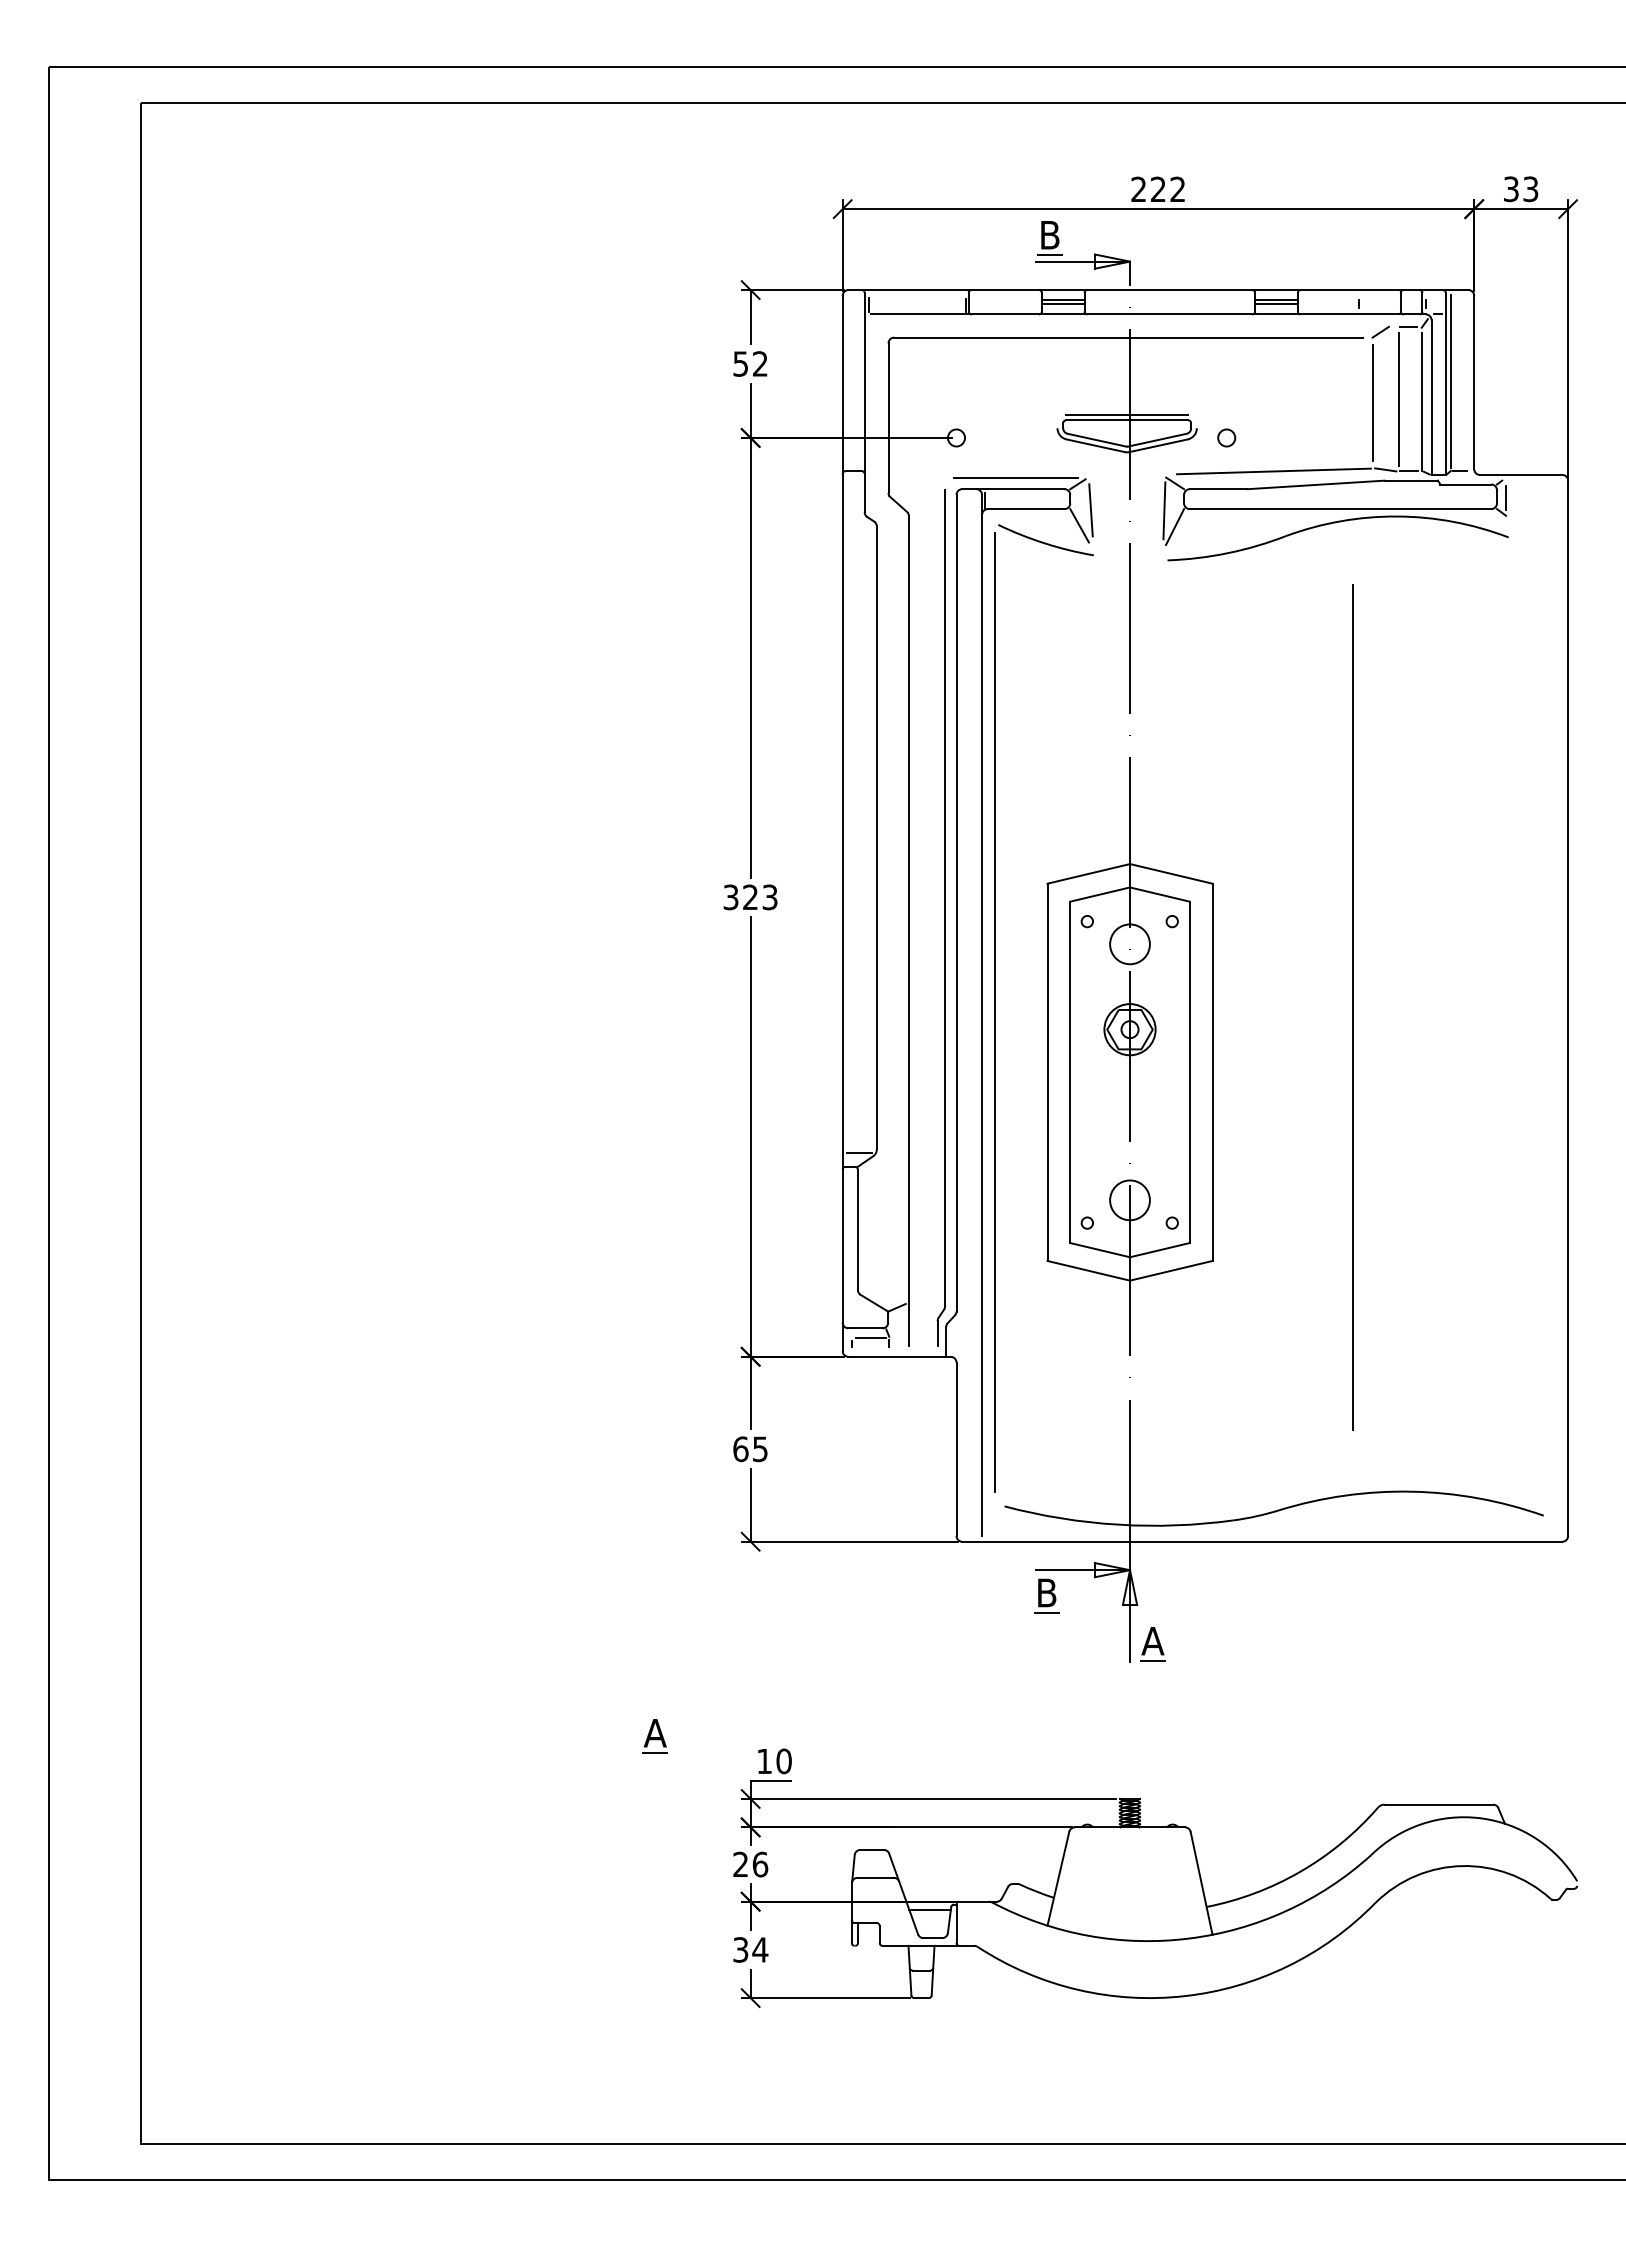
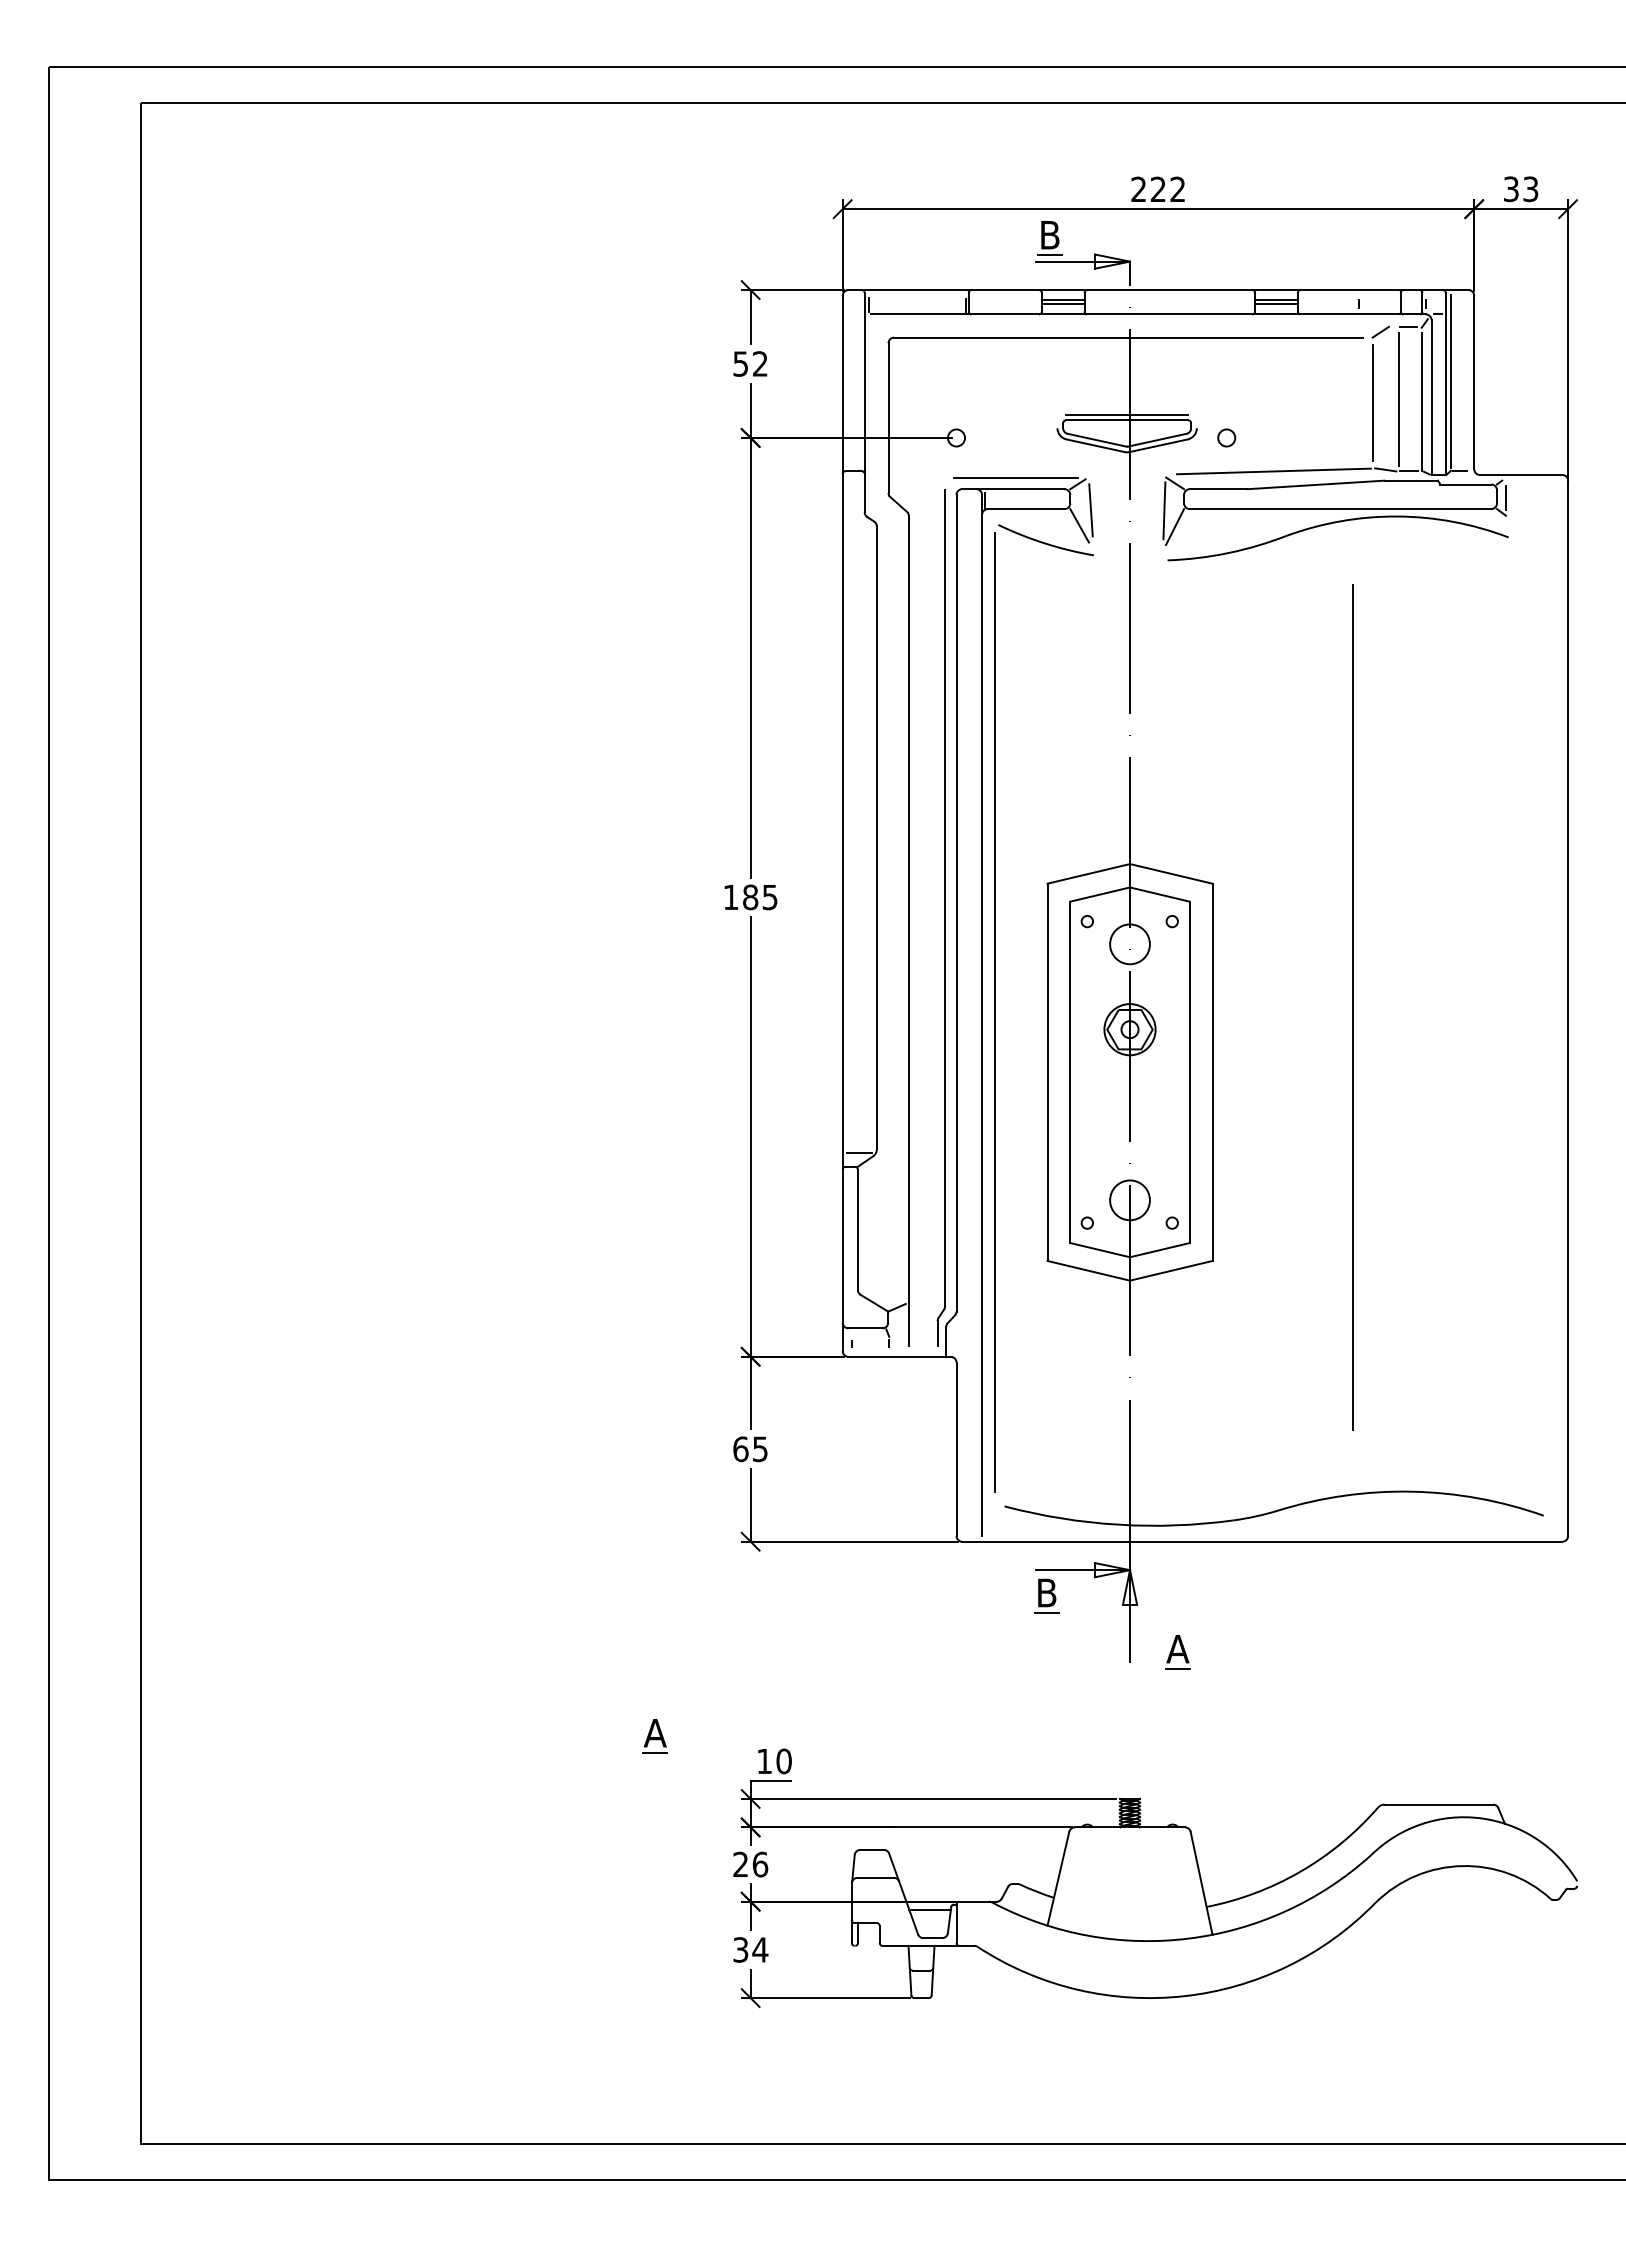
text: 323 -> 185 (750, 897)
line: present -> none (870, 1337)
part position: (1152, 1644) -> (1177, 1652) (1177, 1652)
